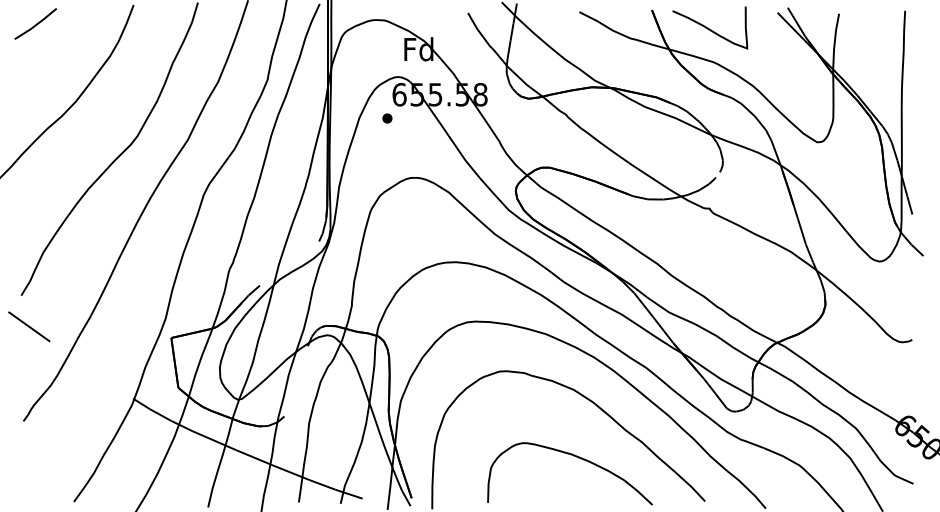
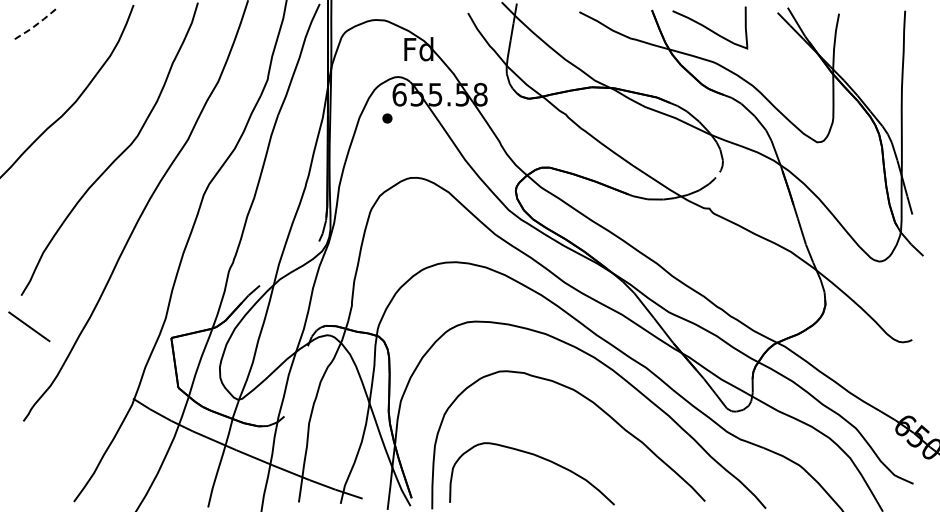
line: solid -> dashed (36, 24)
curve position: (573, 456) -> (535, 456) (535, 456)
